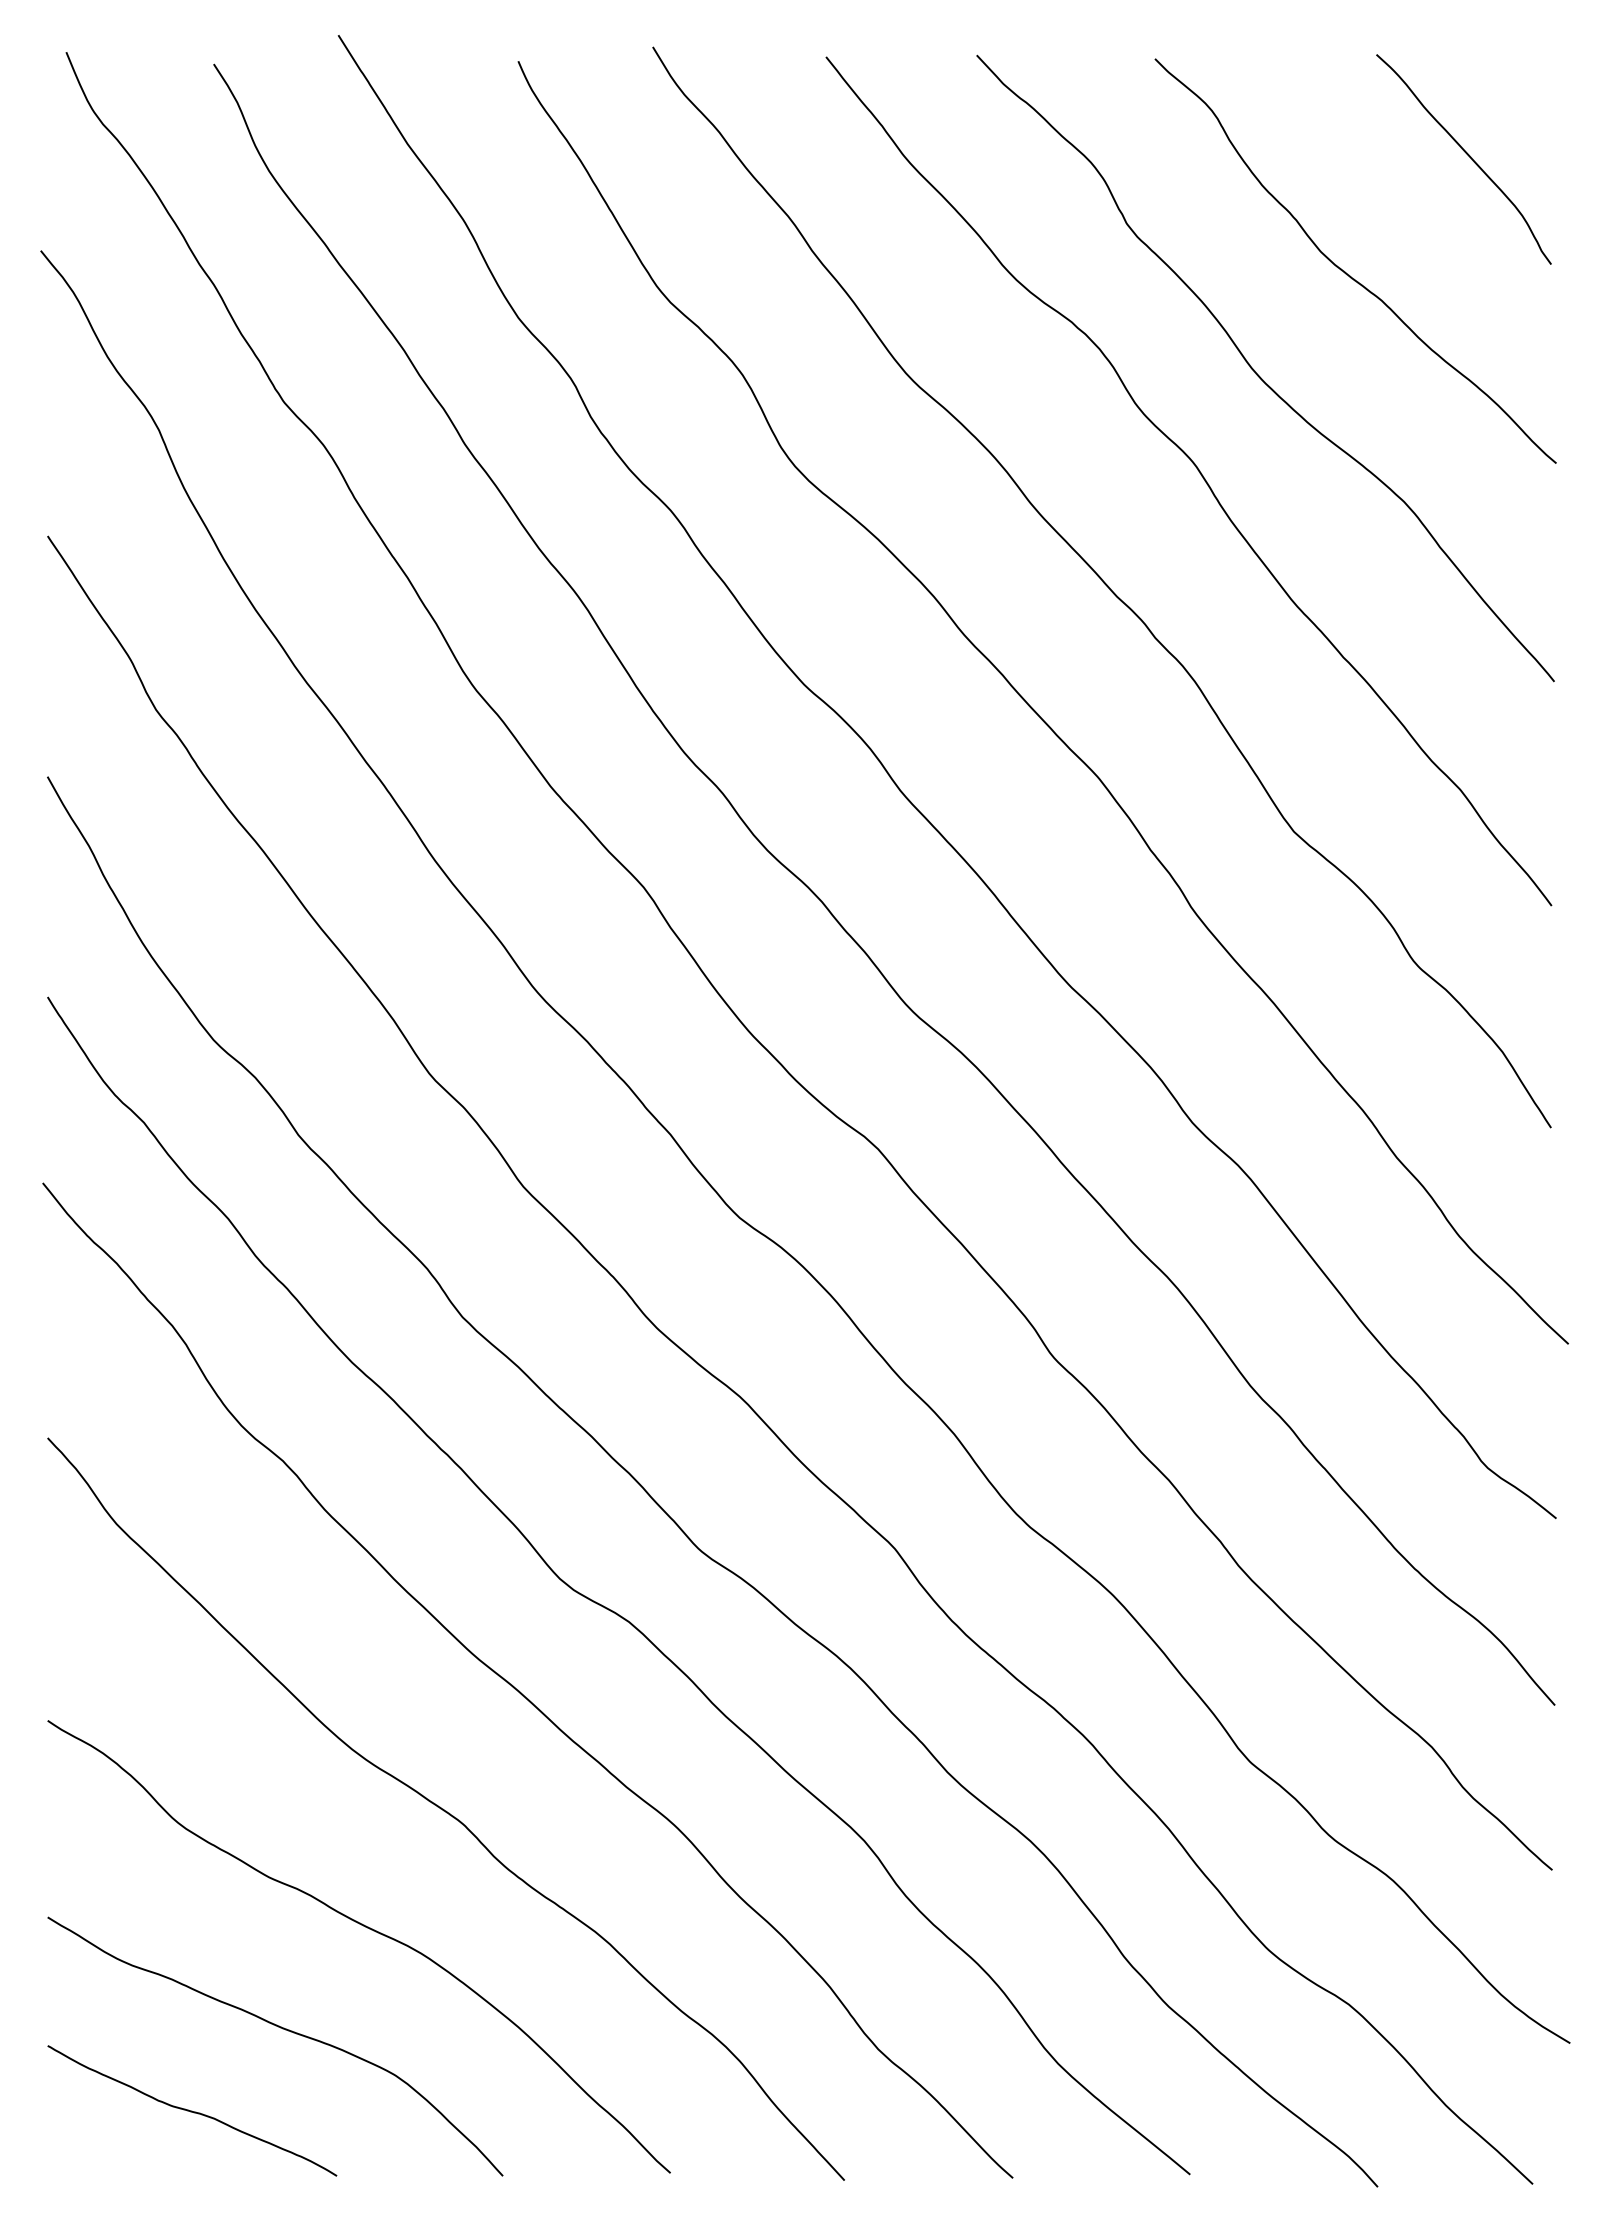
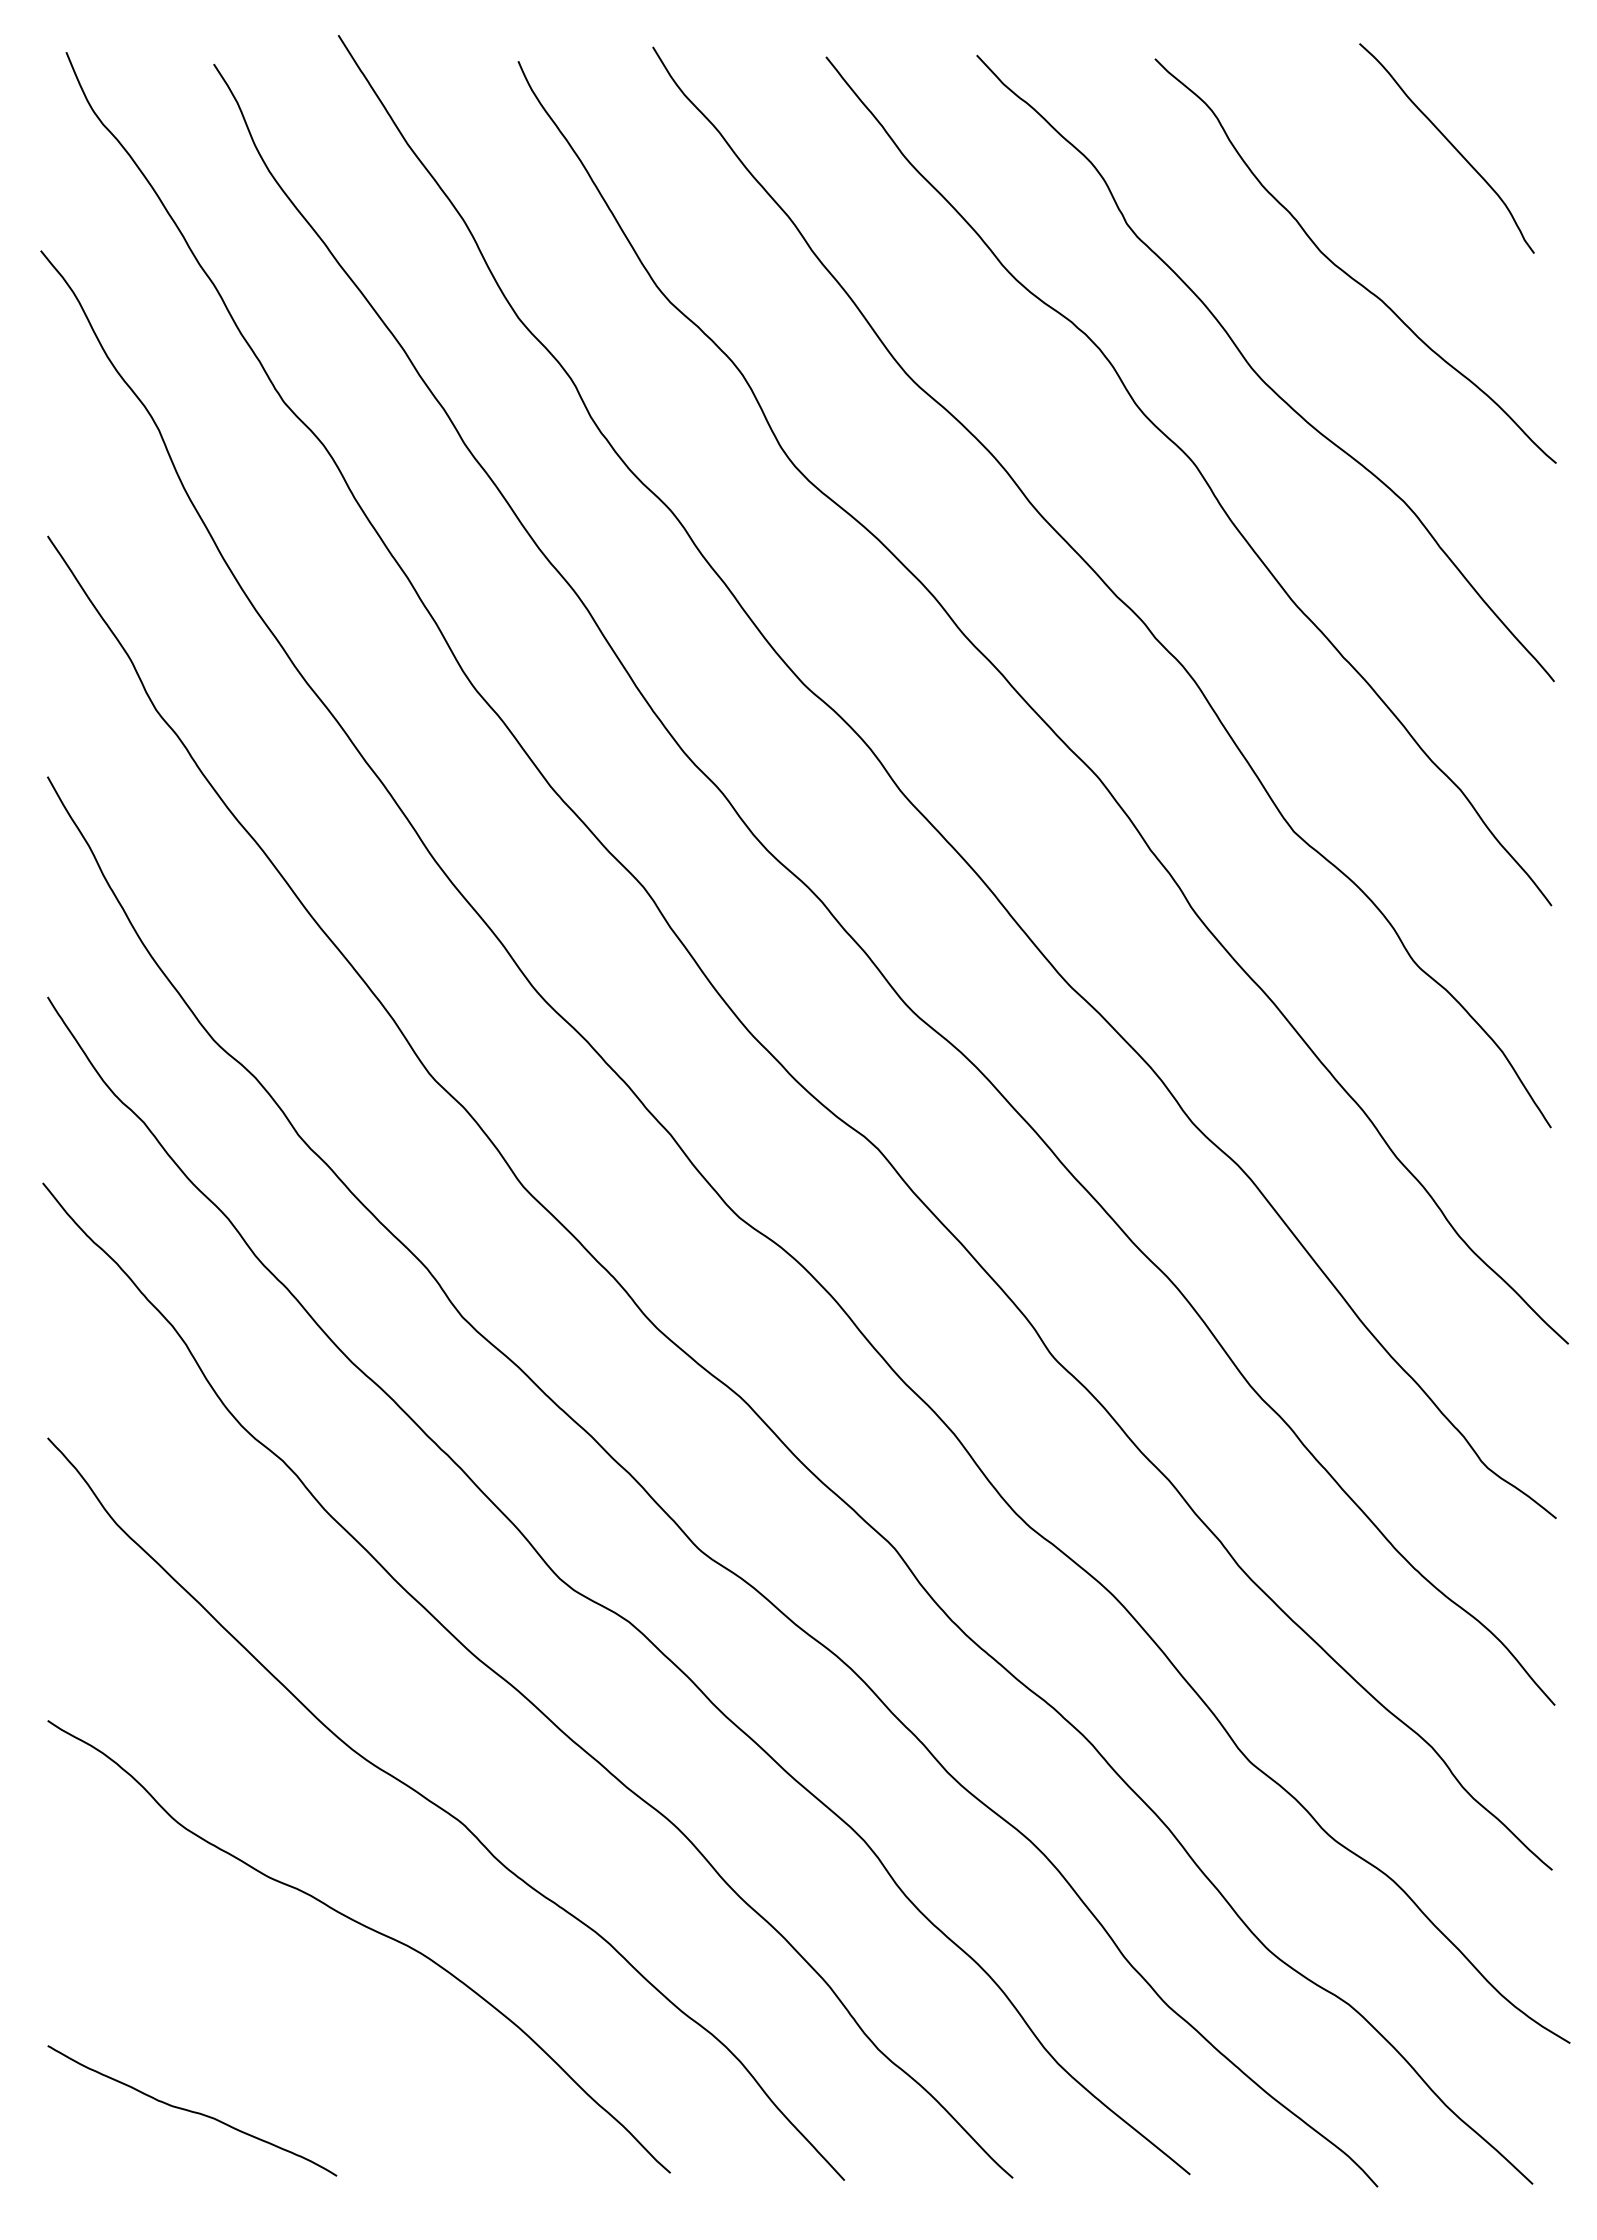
curve position: (1467, 155) -> (1450, 144) (1450, 144)
curve: present -> none (282, 2029)
